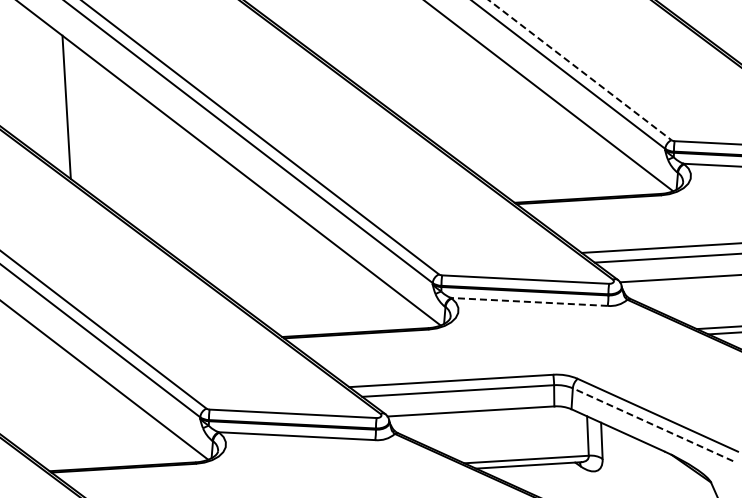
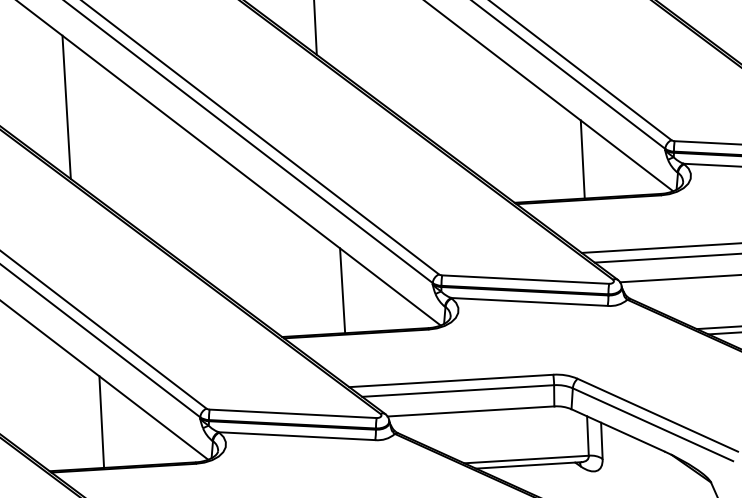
line: none -> present (315, 28)
line: dashed -> solid (580, 70)
line: none -> present (582, 159)
line: none -> present (342, 290)
line: dashed -> solid (528, 301)
line: none -> present (101, 421)
line: dashed -> solid (652, 424)
